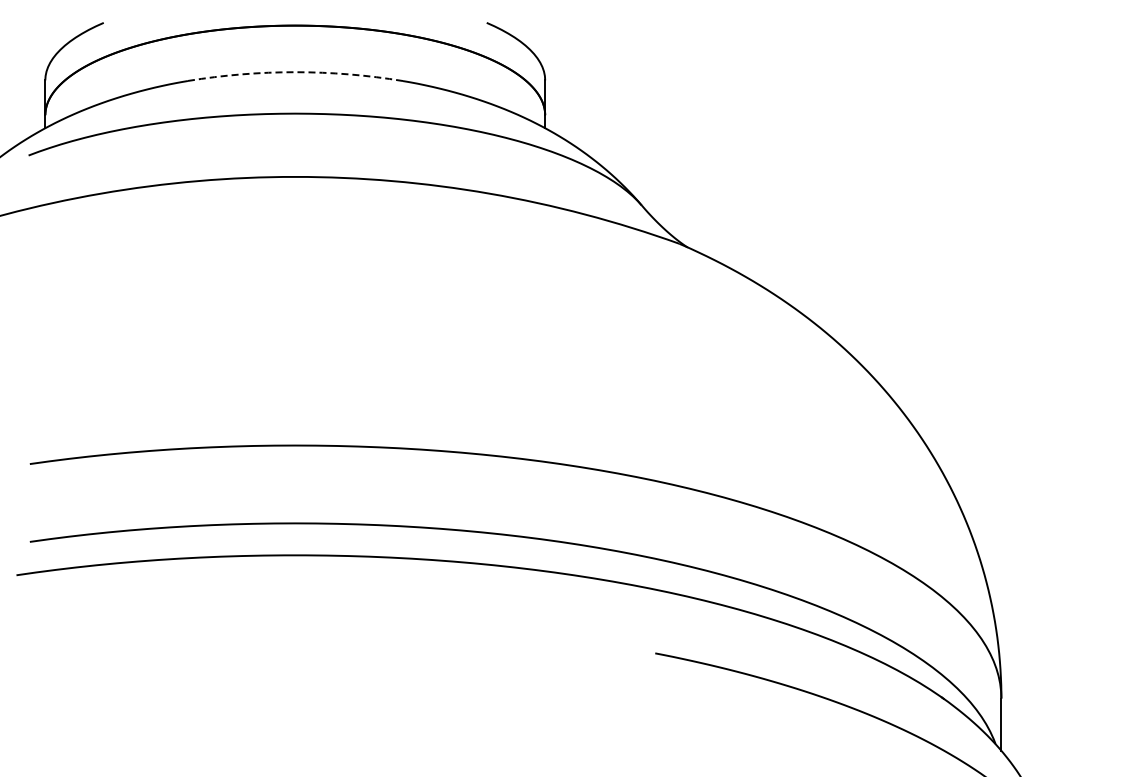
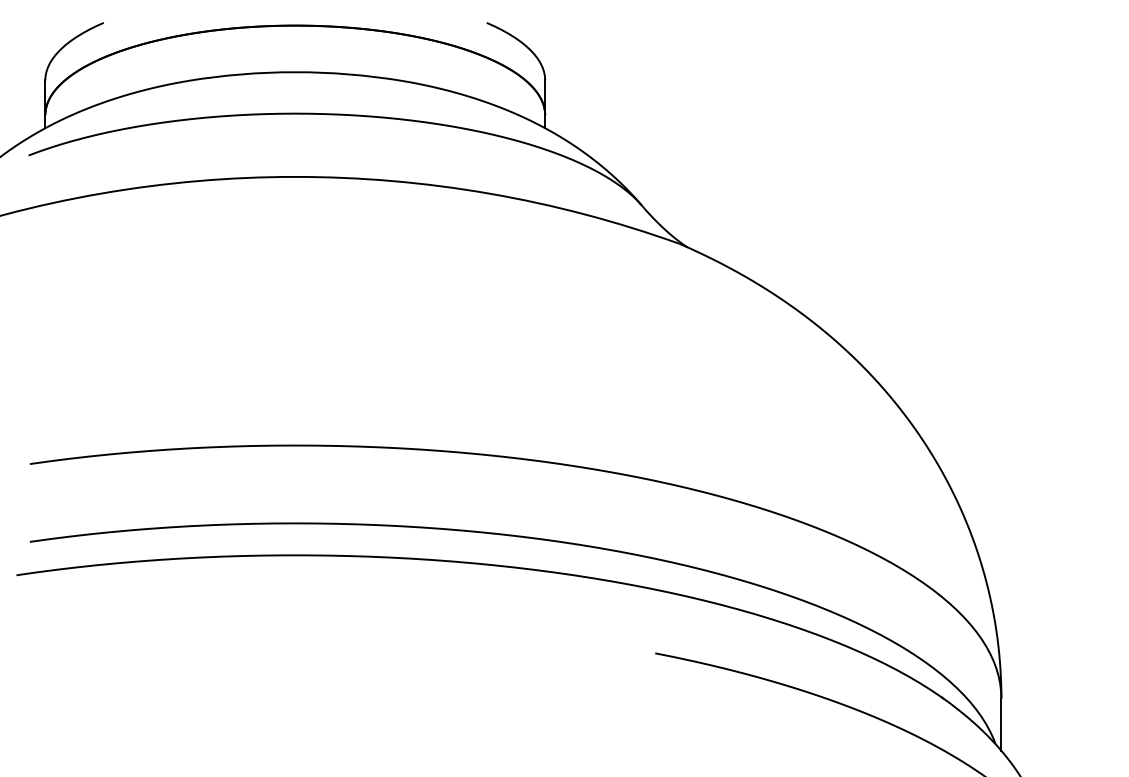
arc: dashed -> solid (295, 72)
